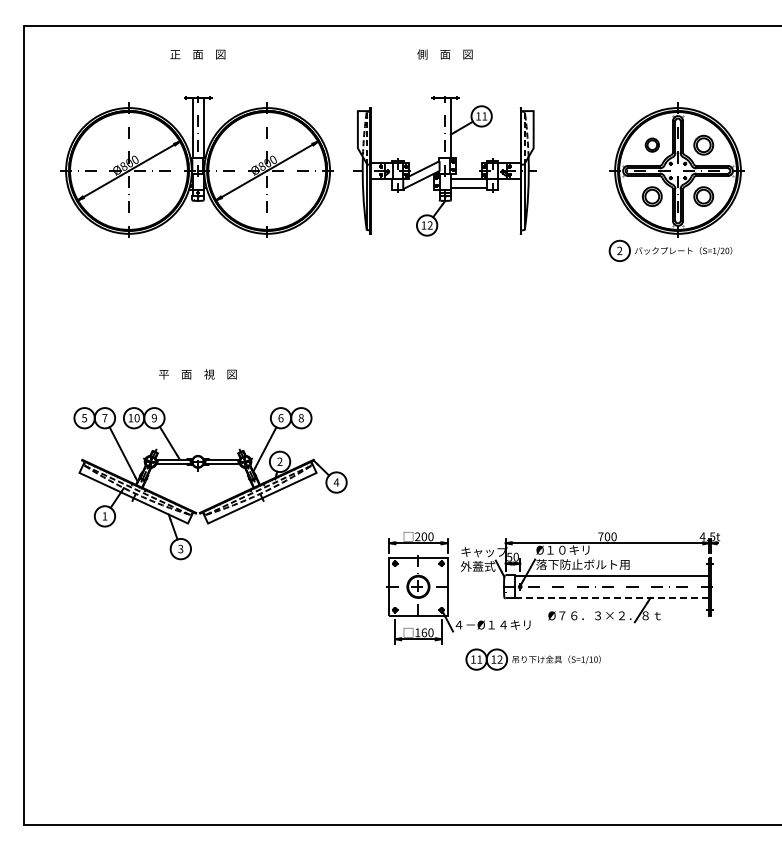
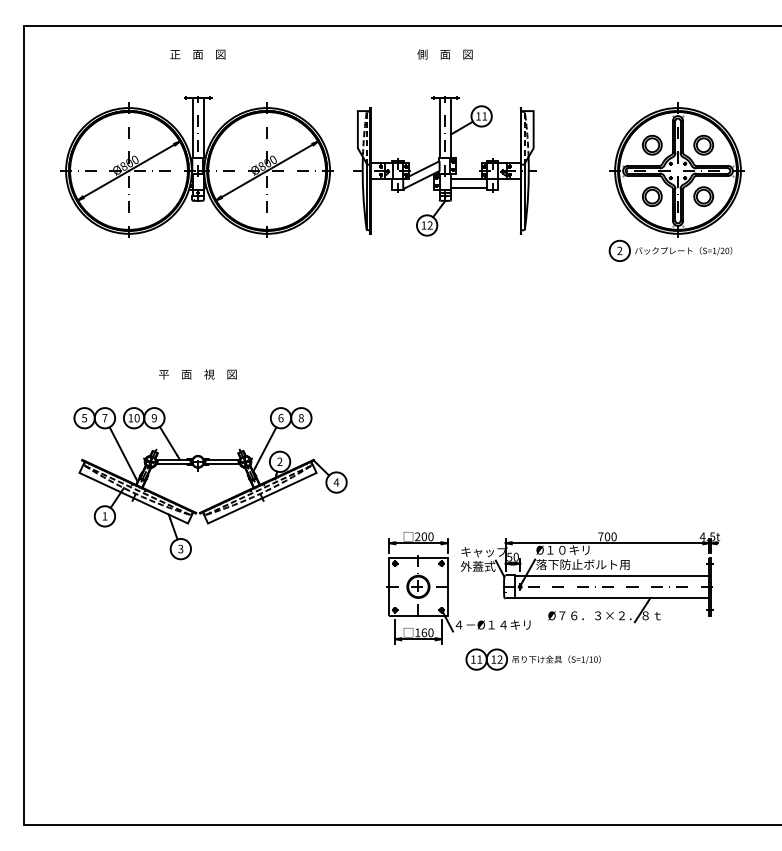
line: none -> present (439, 127)
part size: 16x16 px -> 21x22 px (652, 144)
line: dashed -> solid (612, 597)
